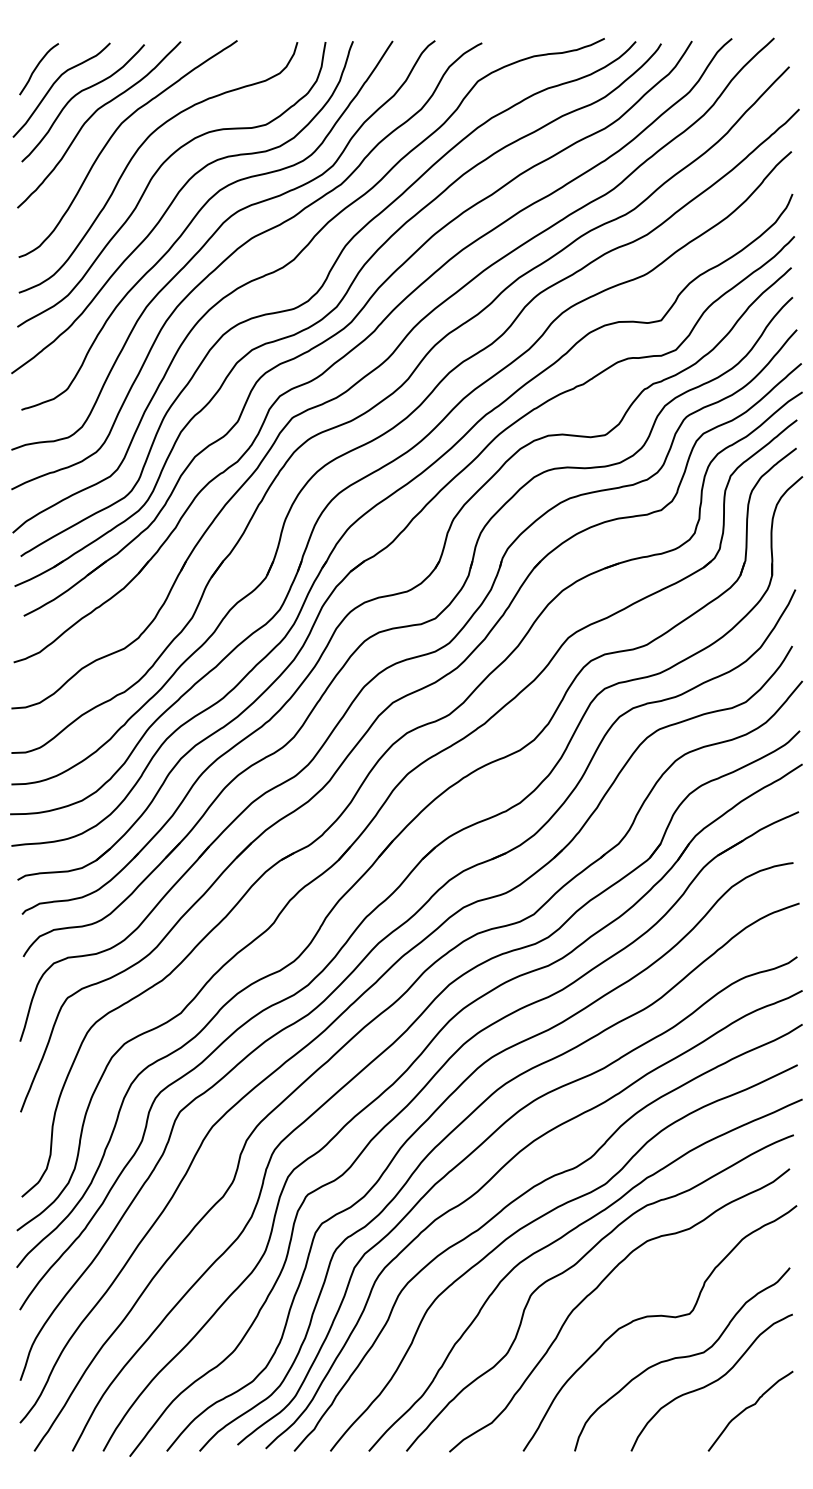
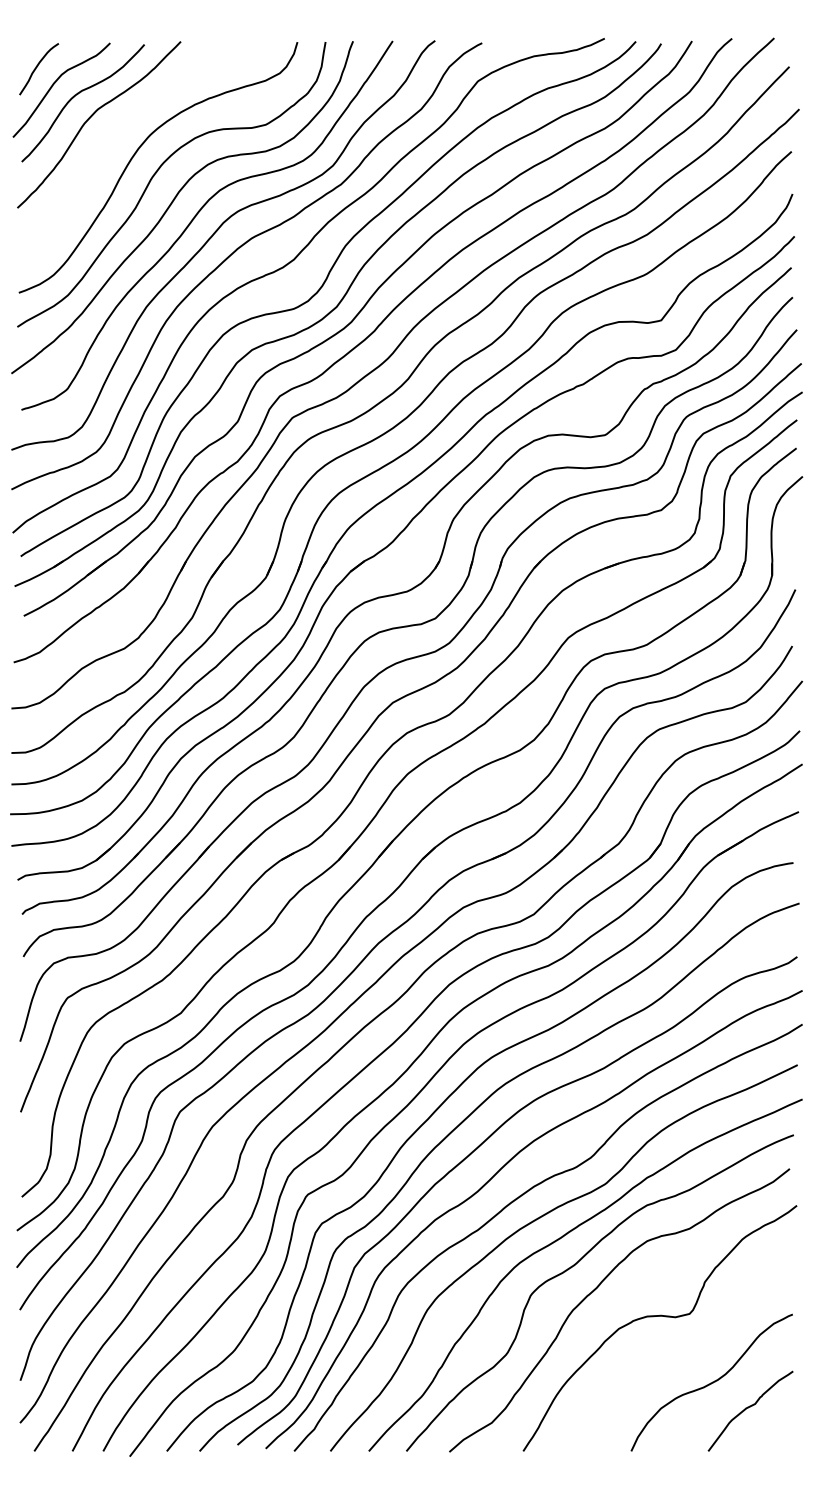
curve: present -> none (112, 137)
curve: present -> none (682, 1358)
